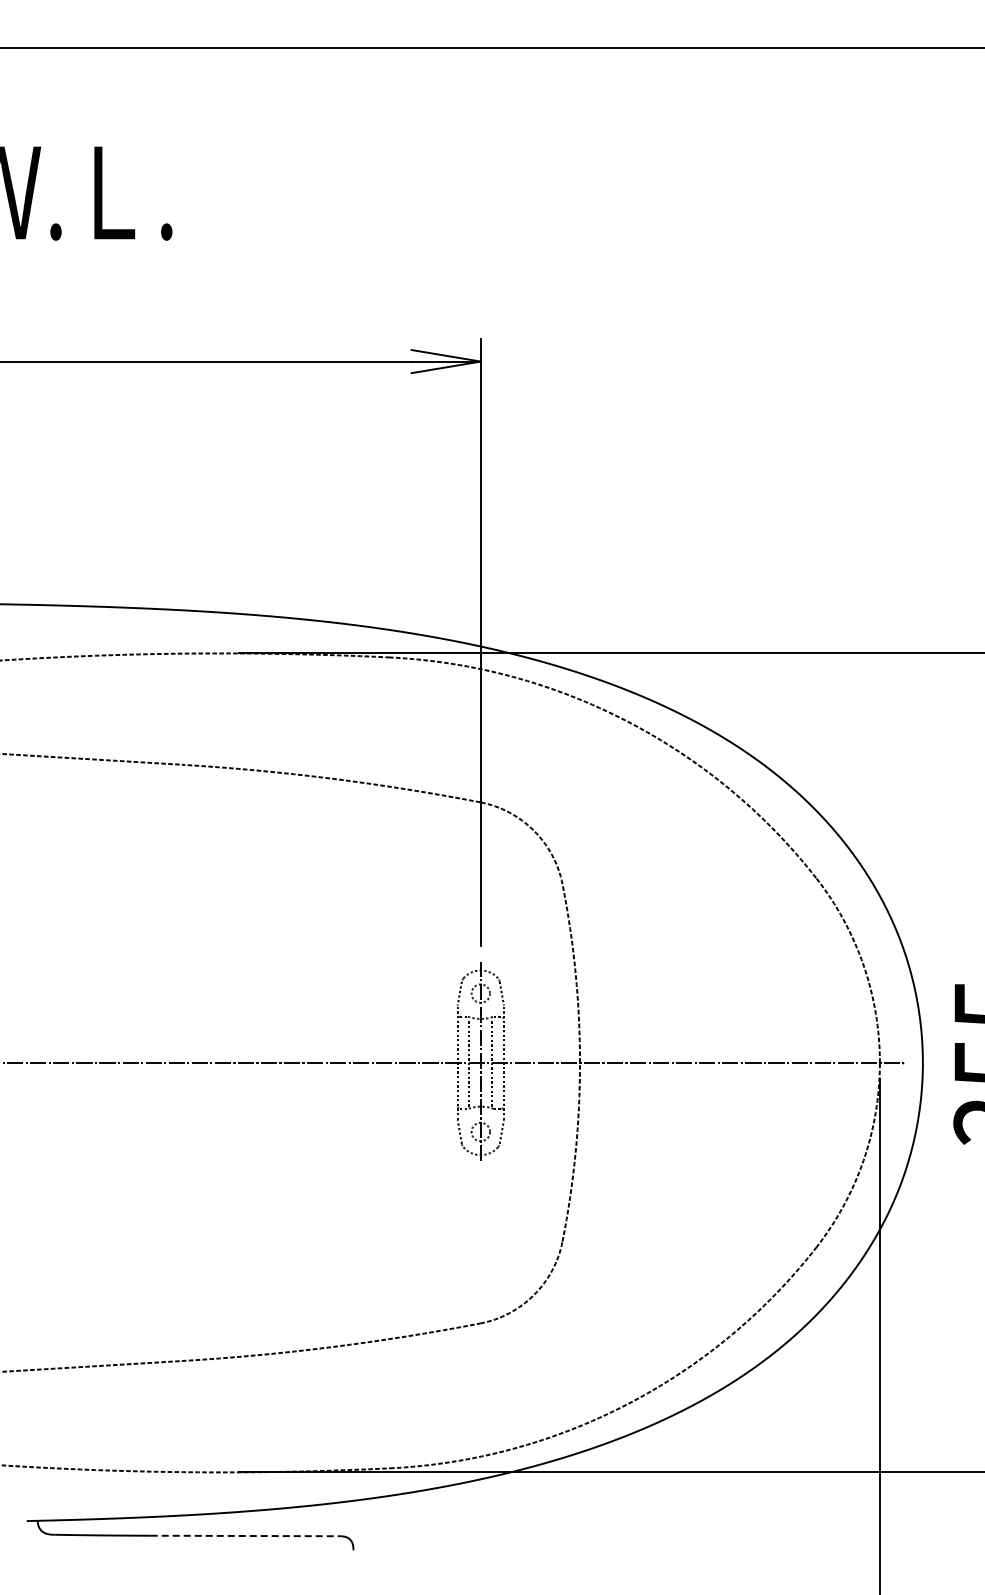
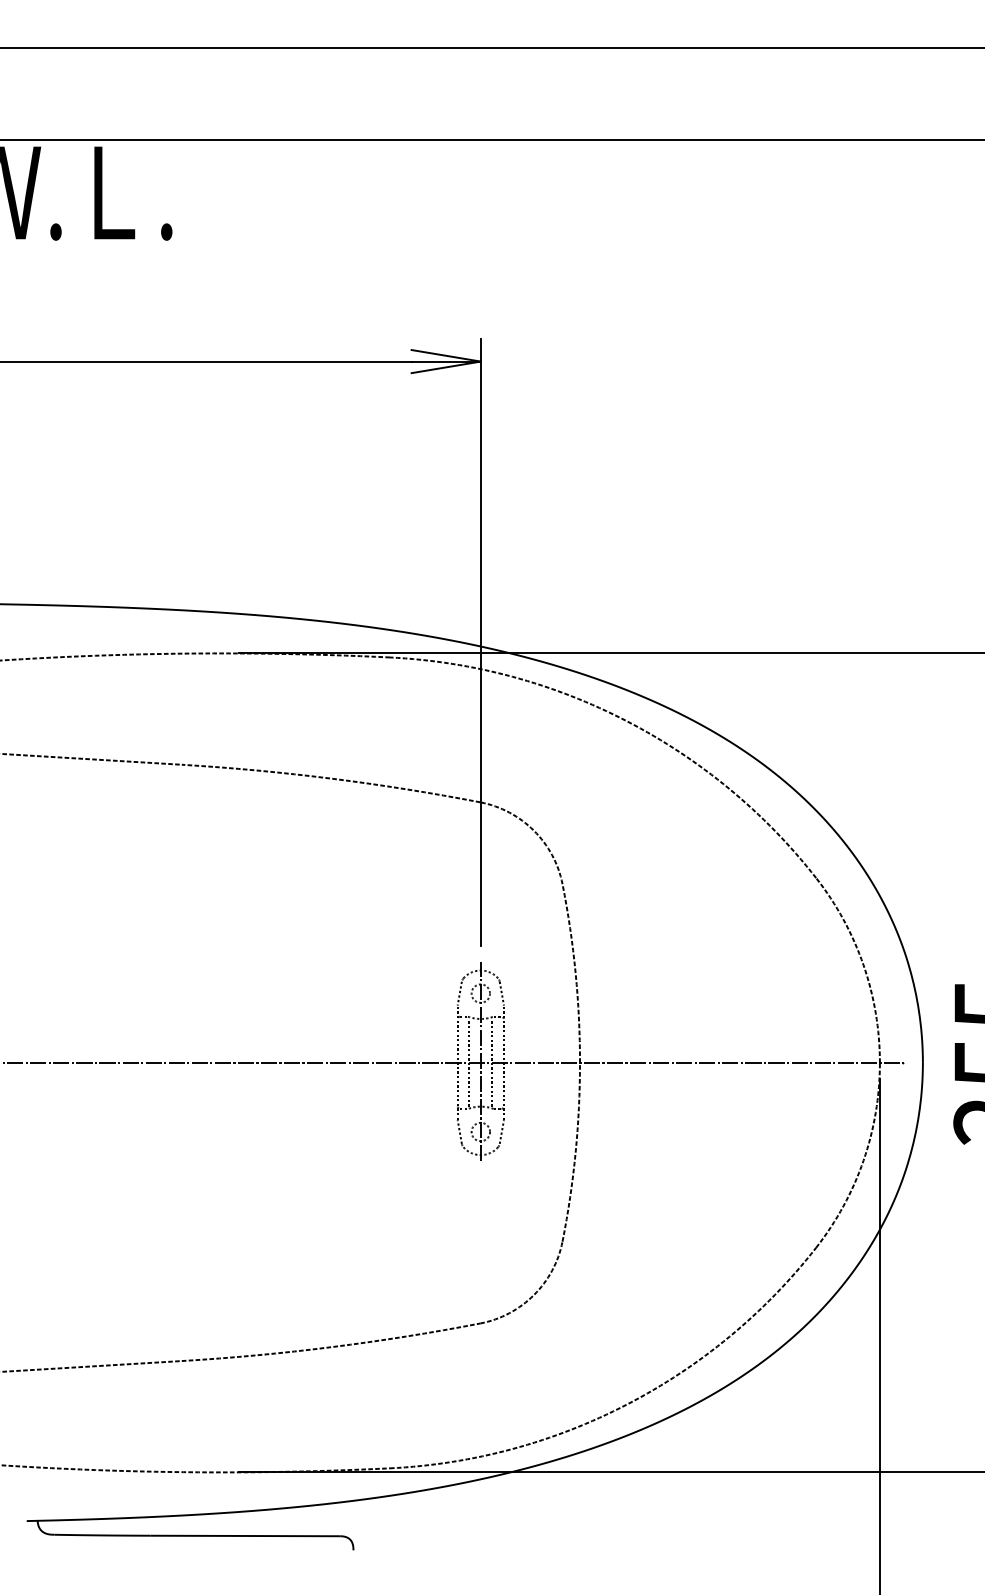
line: none -> present (491, 140)
line: dashed -> solid (245, 1535)
